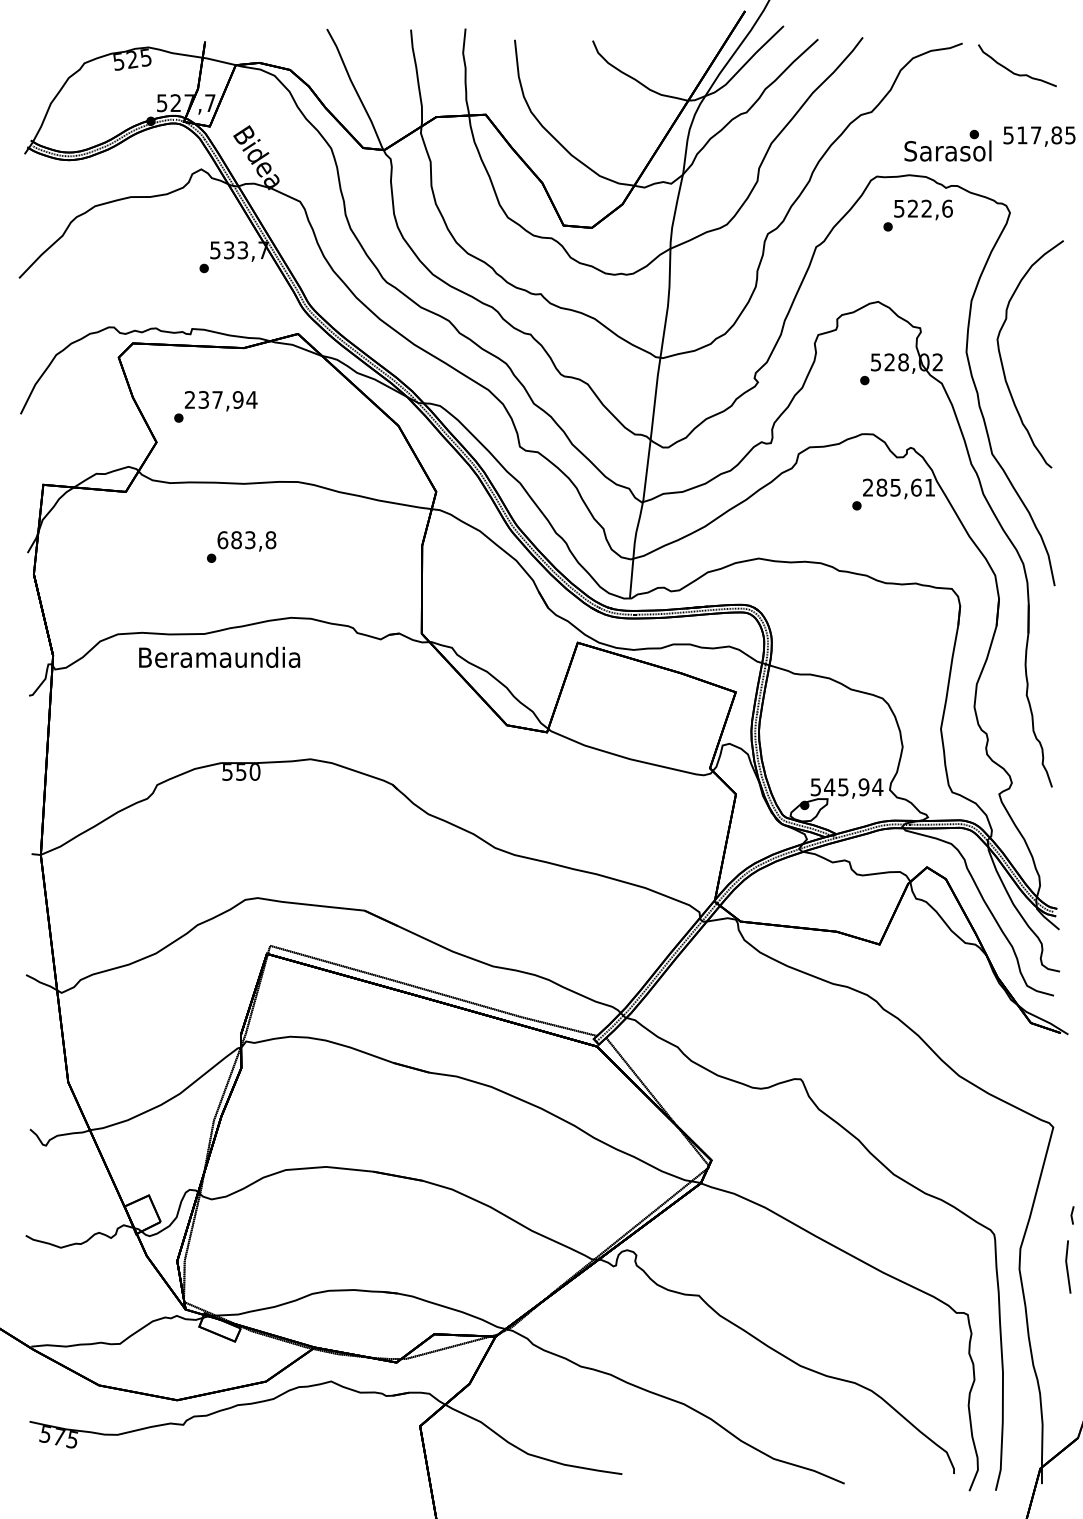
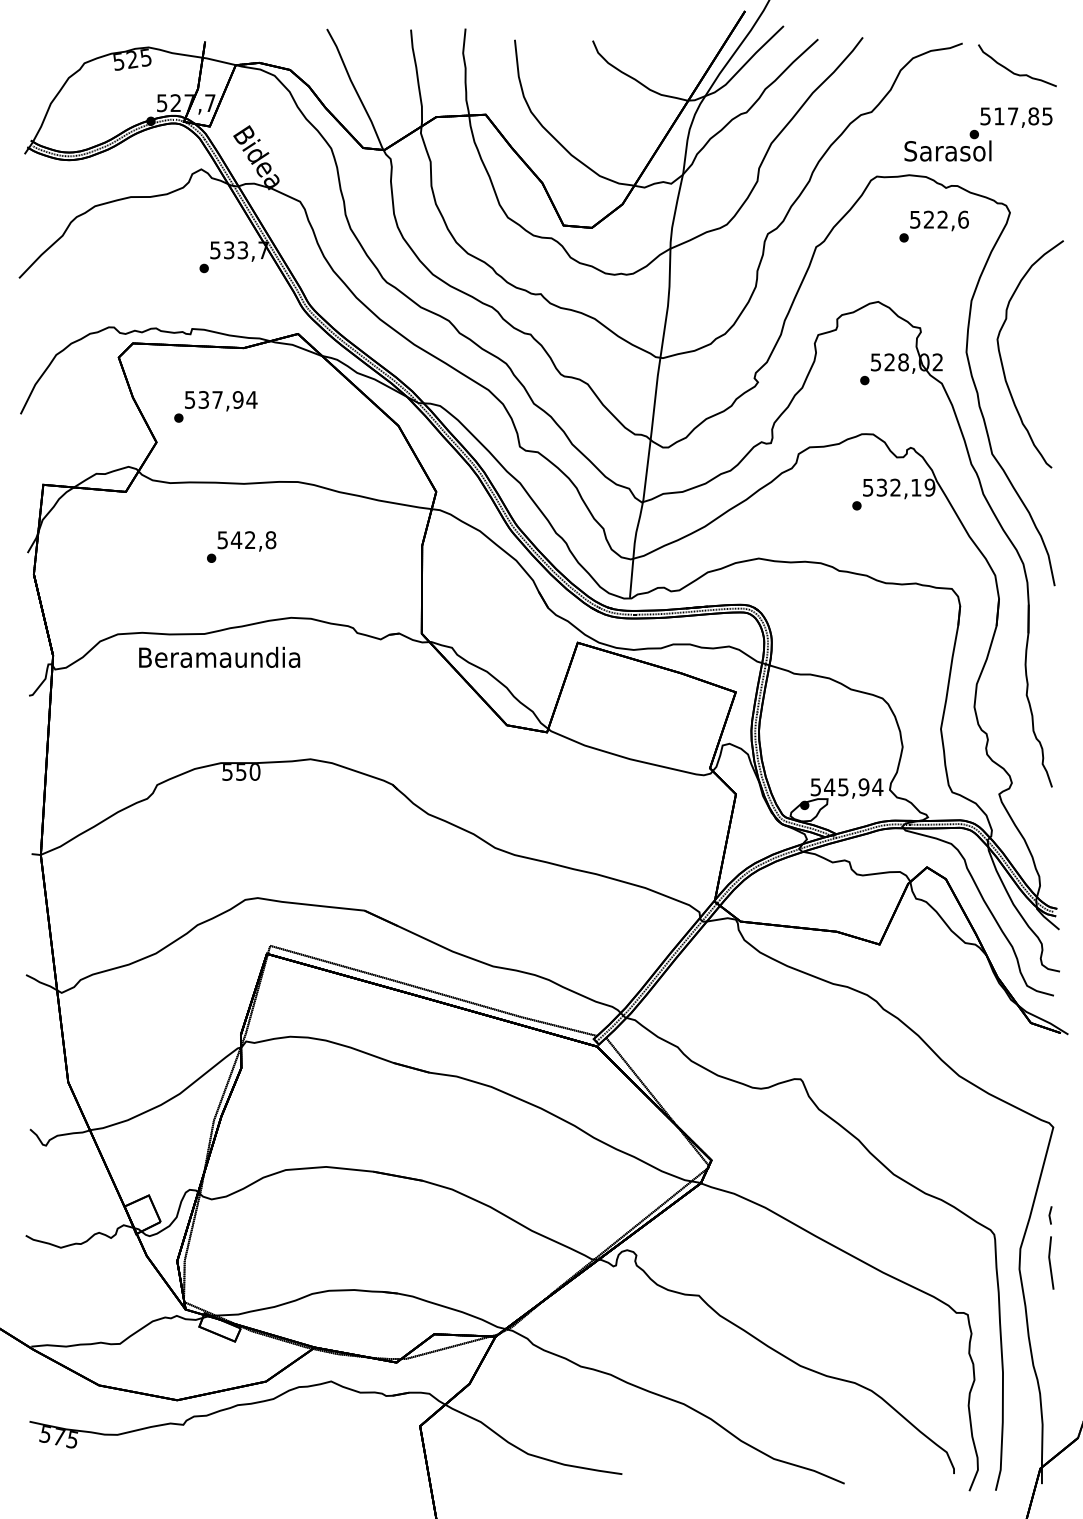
text position: (1039, 136) -> (1016, 117) (1016, 117)
text position: (917, 215) -> (933, 226) (933, 226)
text: 237,94 -> 537,94 (190, 399)
text: 285,61 -> 532,19 (899, 487)
text: 683,8 -> 542,8 (236, 540)
line position: (1072, 1215) -> (1050, 1215) (1050, 1215)
line position: (1067, 1266) -> (1050, 1262) (1050, 1262)
